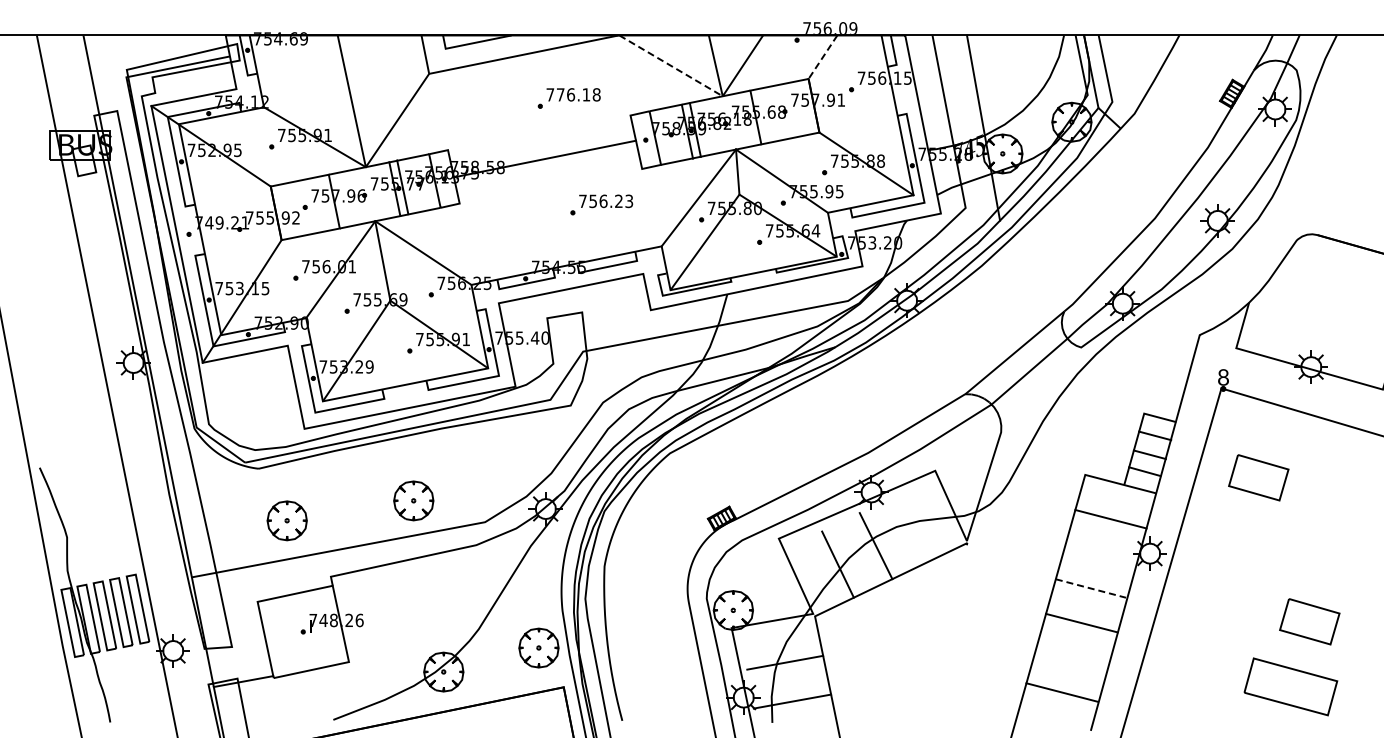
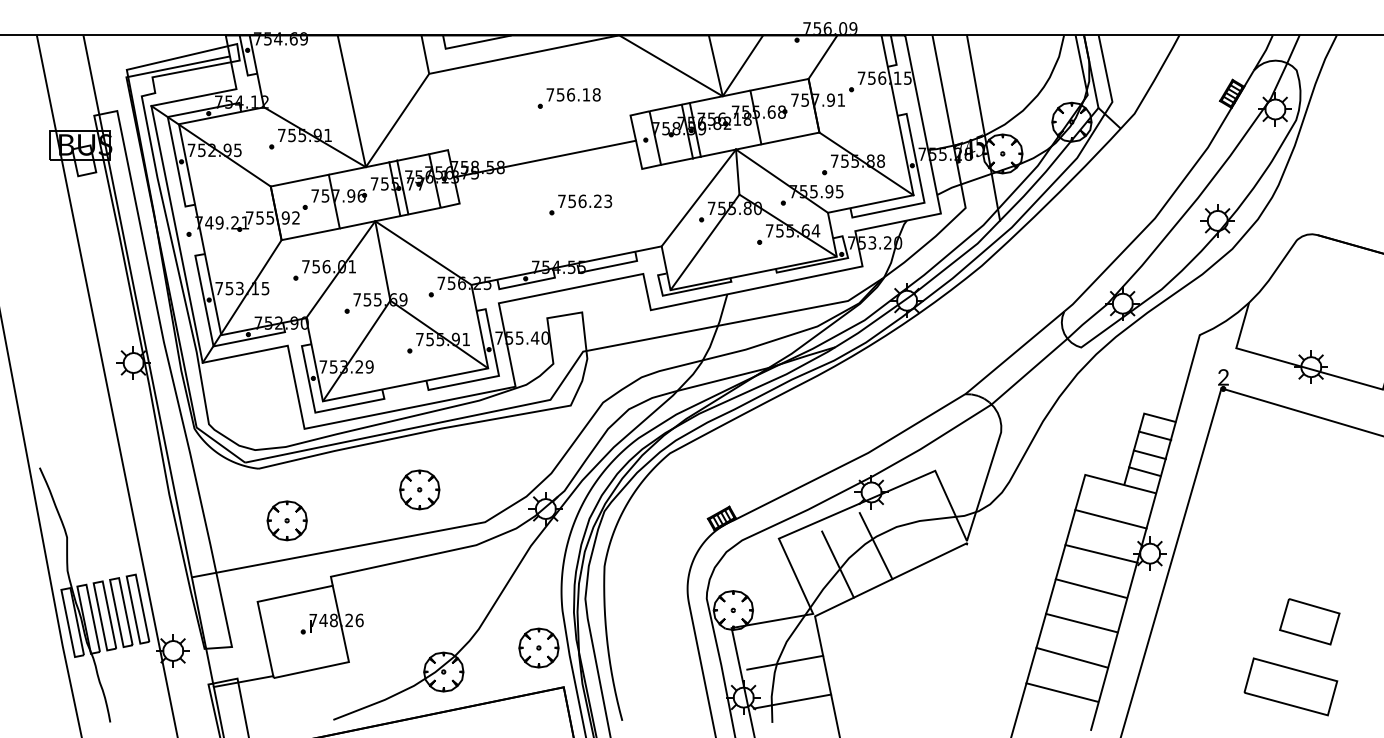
line: dashed -> solid (822, 57)
line: dashed -> solid (671, 65)
text: 776.18 -> 756.18 (560, 94)
part position: (601, 204) -> (580, 204) (580, 204)
text: 8 -> 2 (1223, 377)
part: present -> none (1258, 477)
part position: (413, 500) -> (419, 489) (419, 489)
line: none -> present (1101, 553)
line: dashed -> solid (1091, 588)
line: none -> present (1071, 657)
